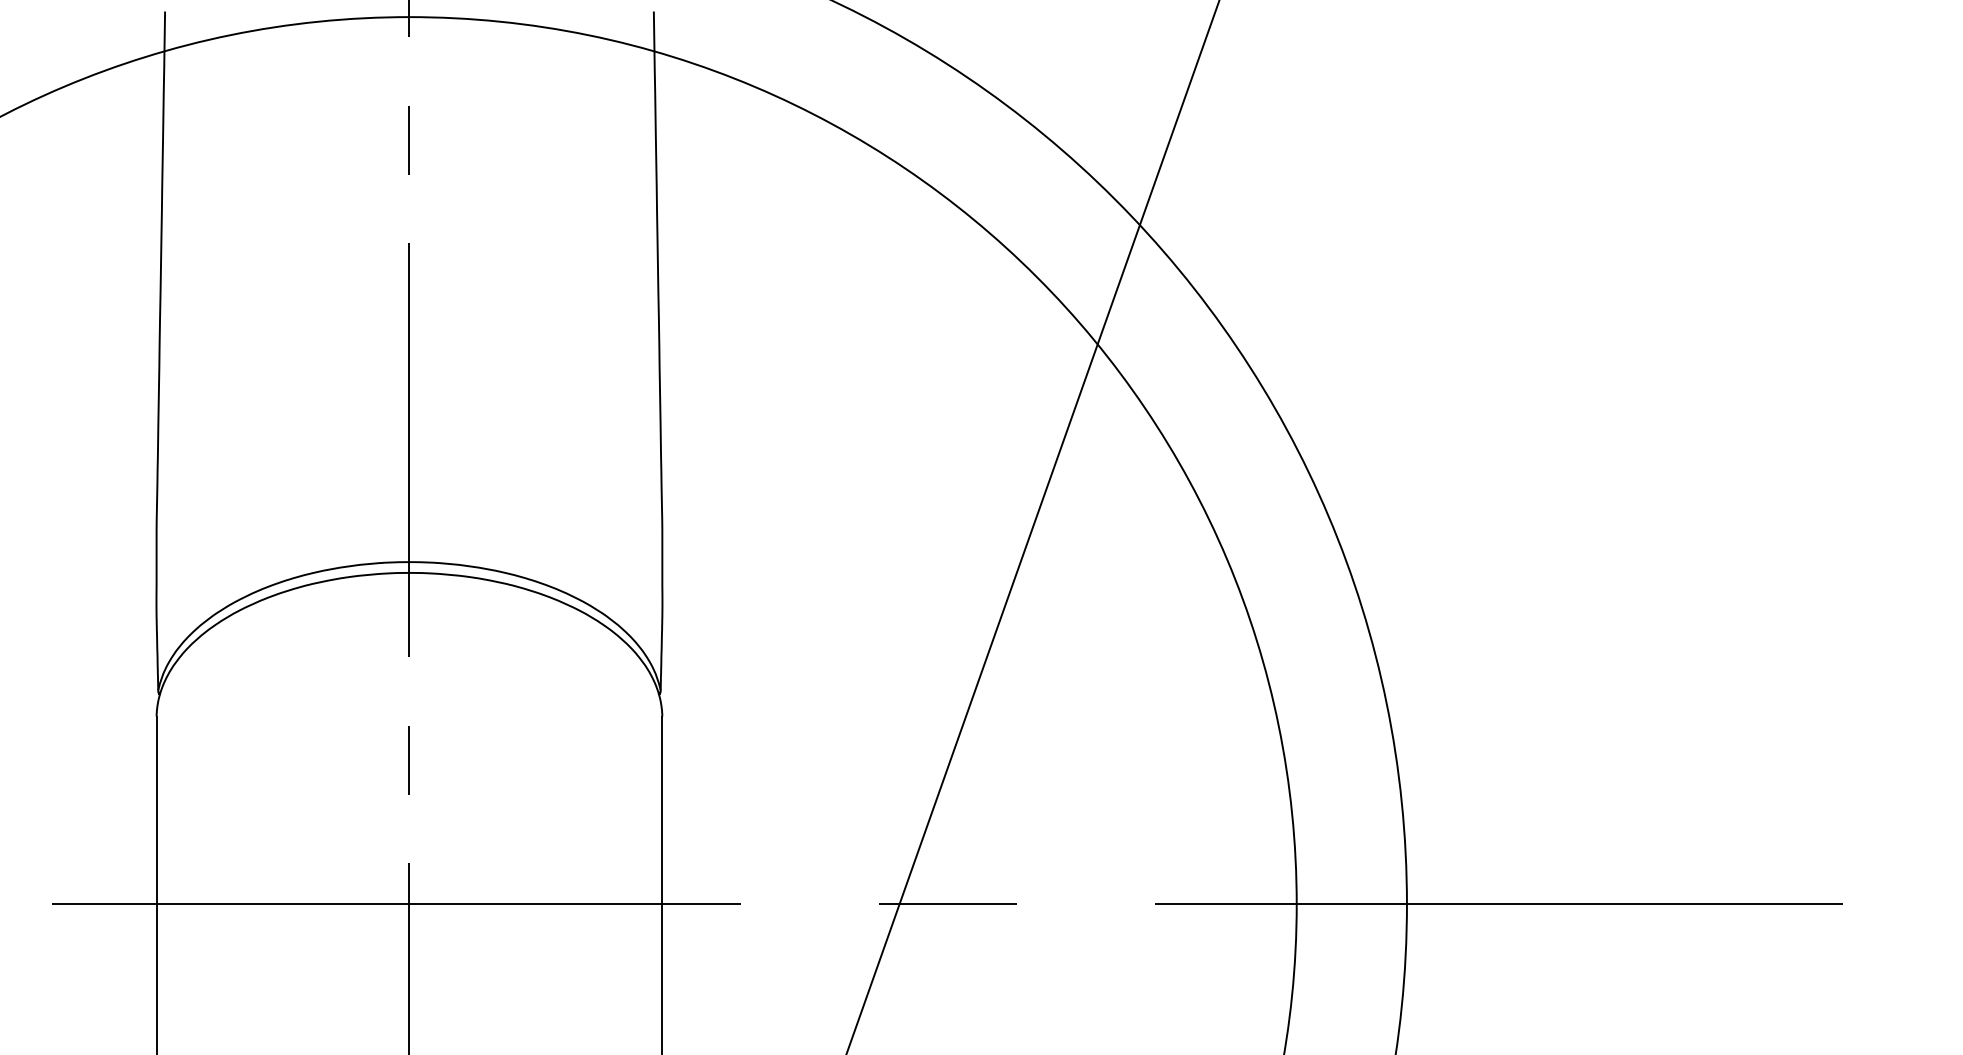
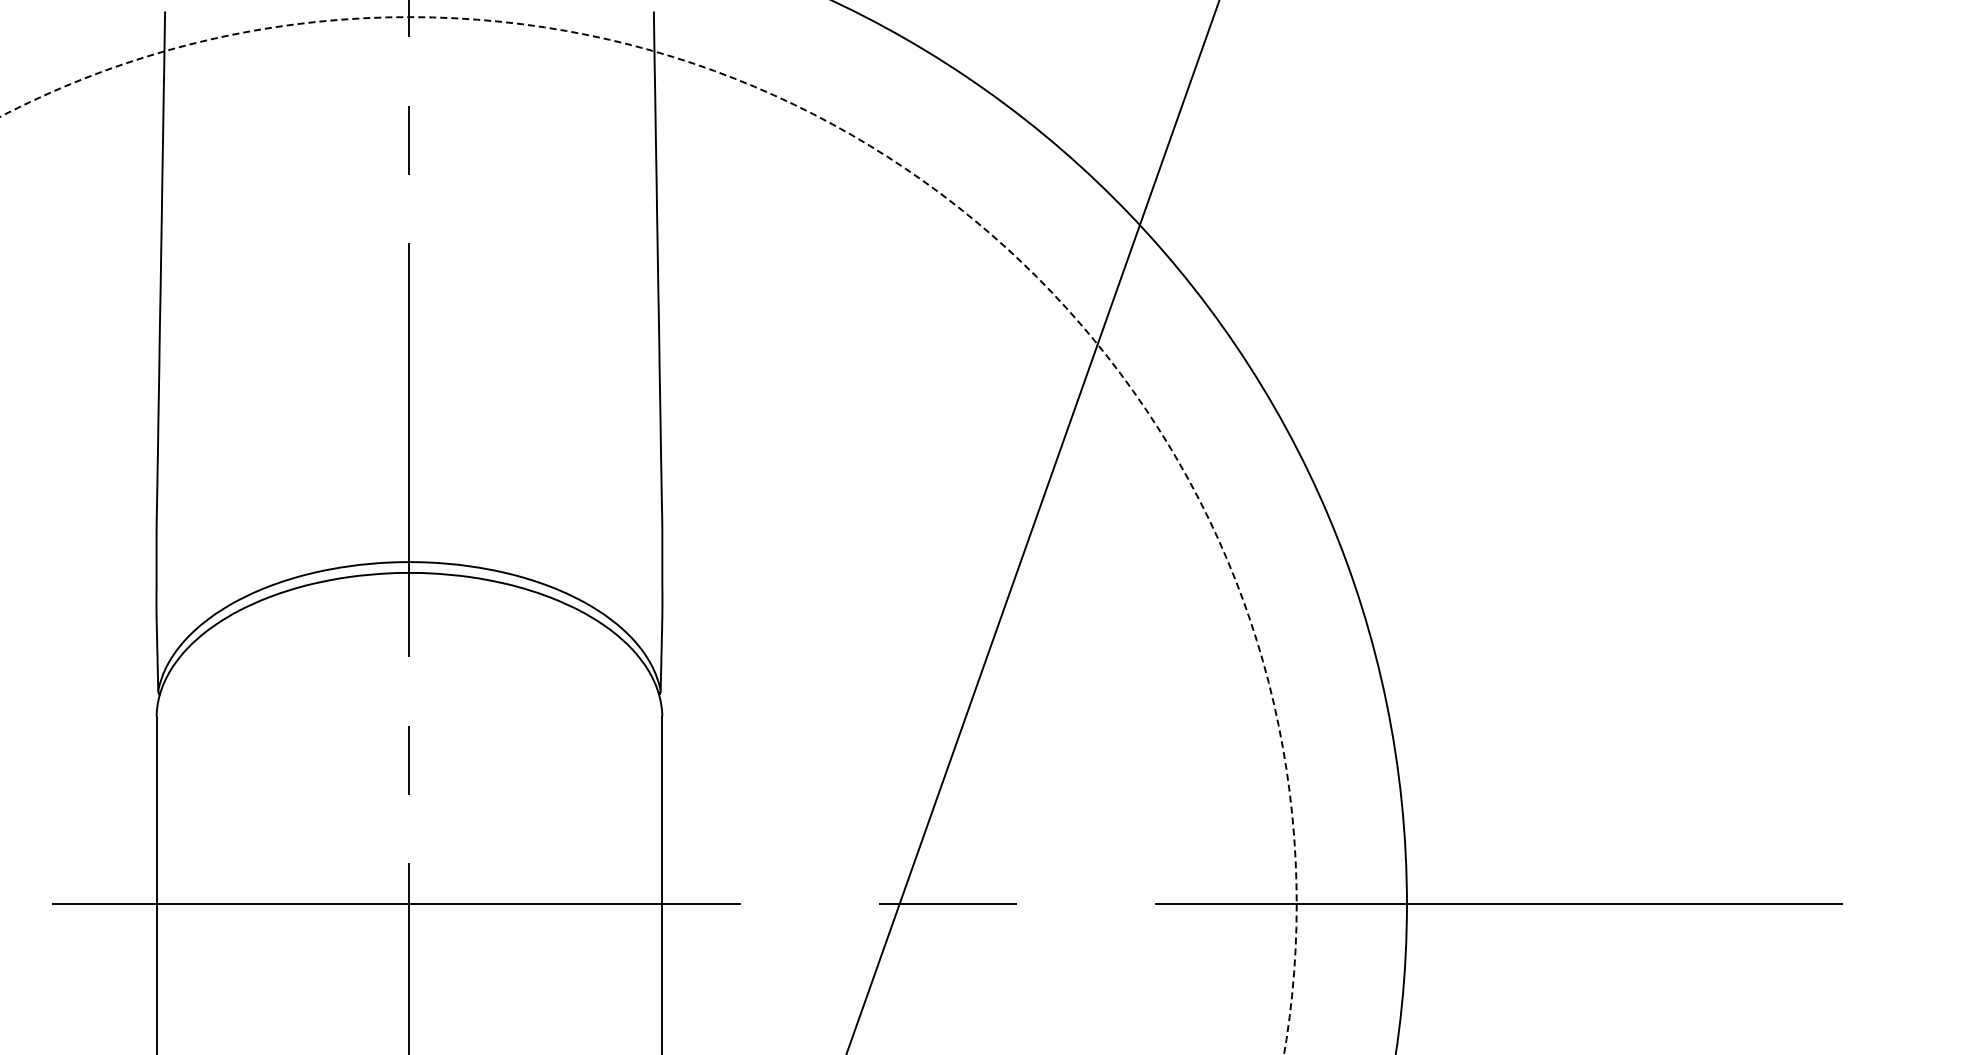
circle: solid -> dashed (648, 535)
